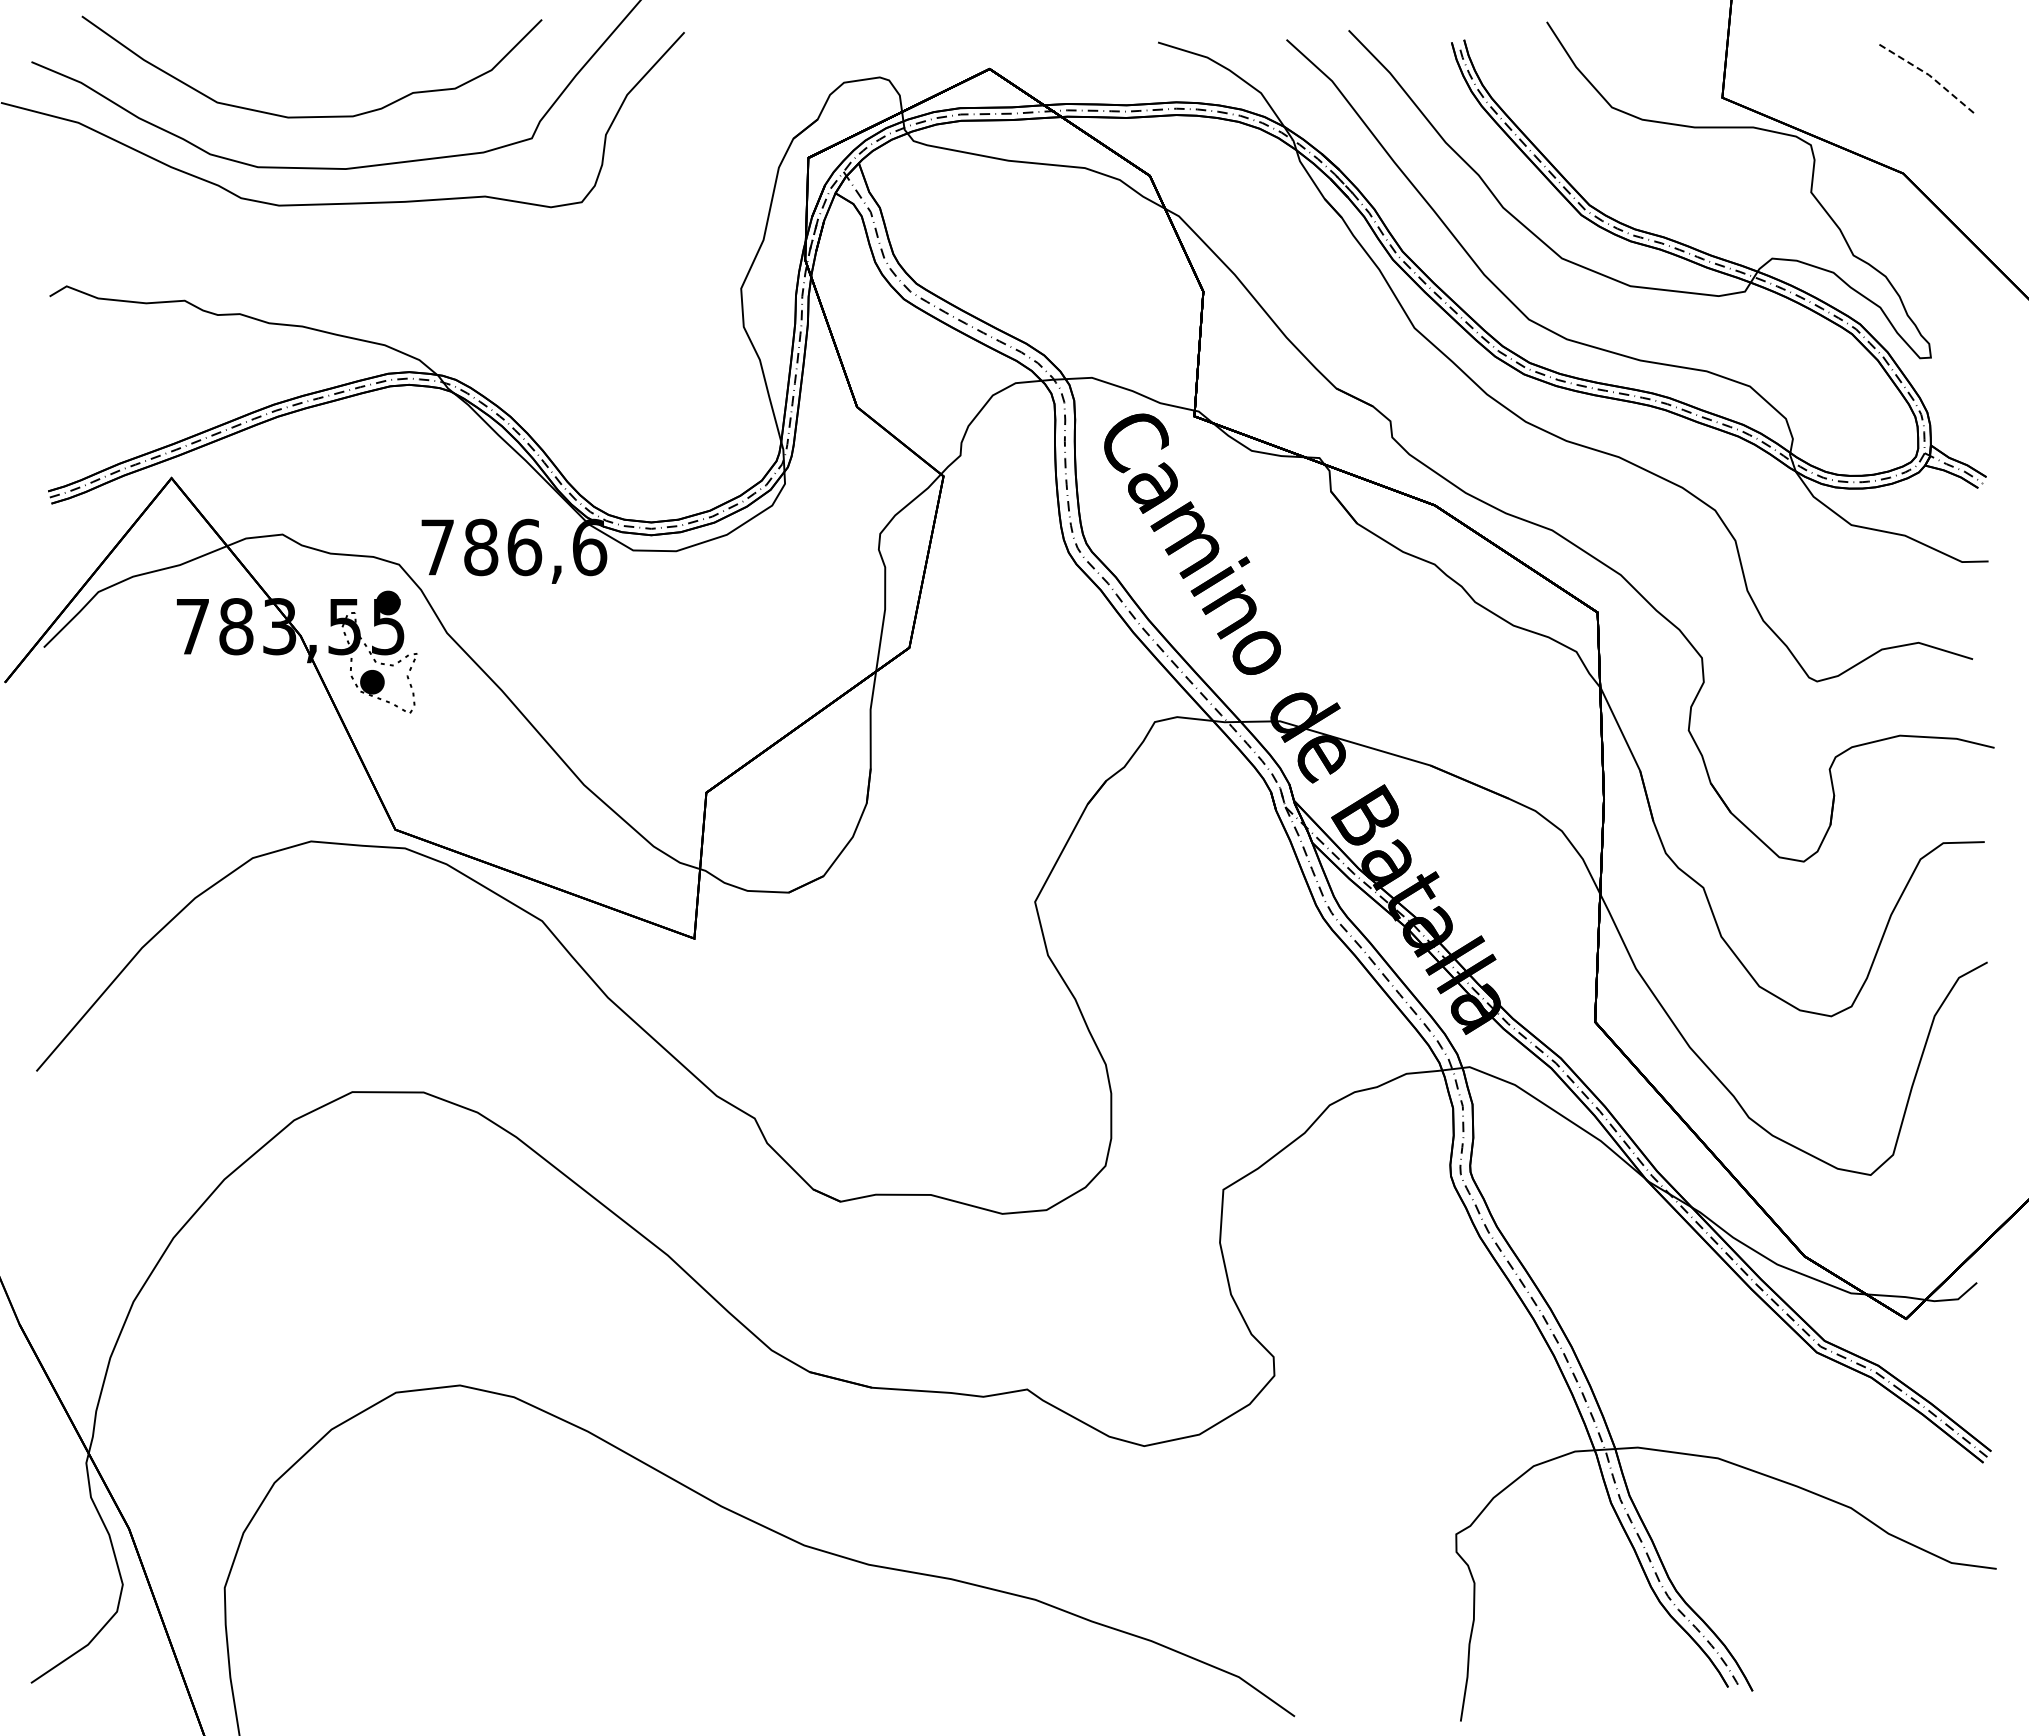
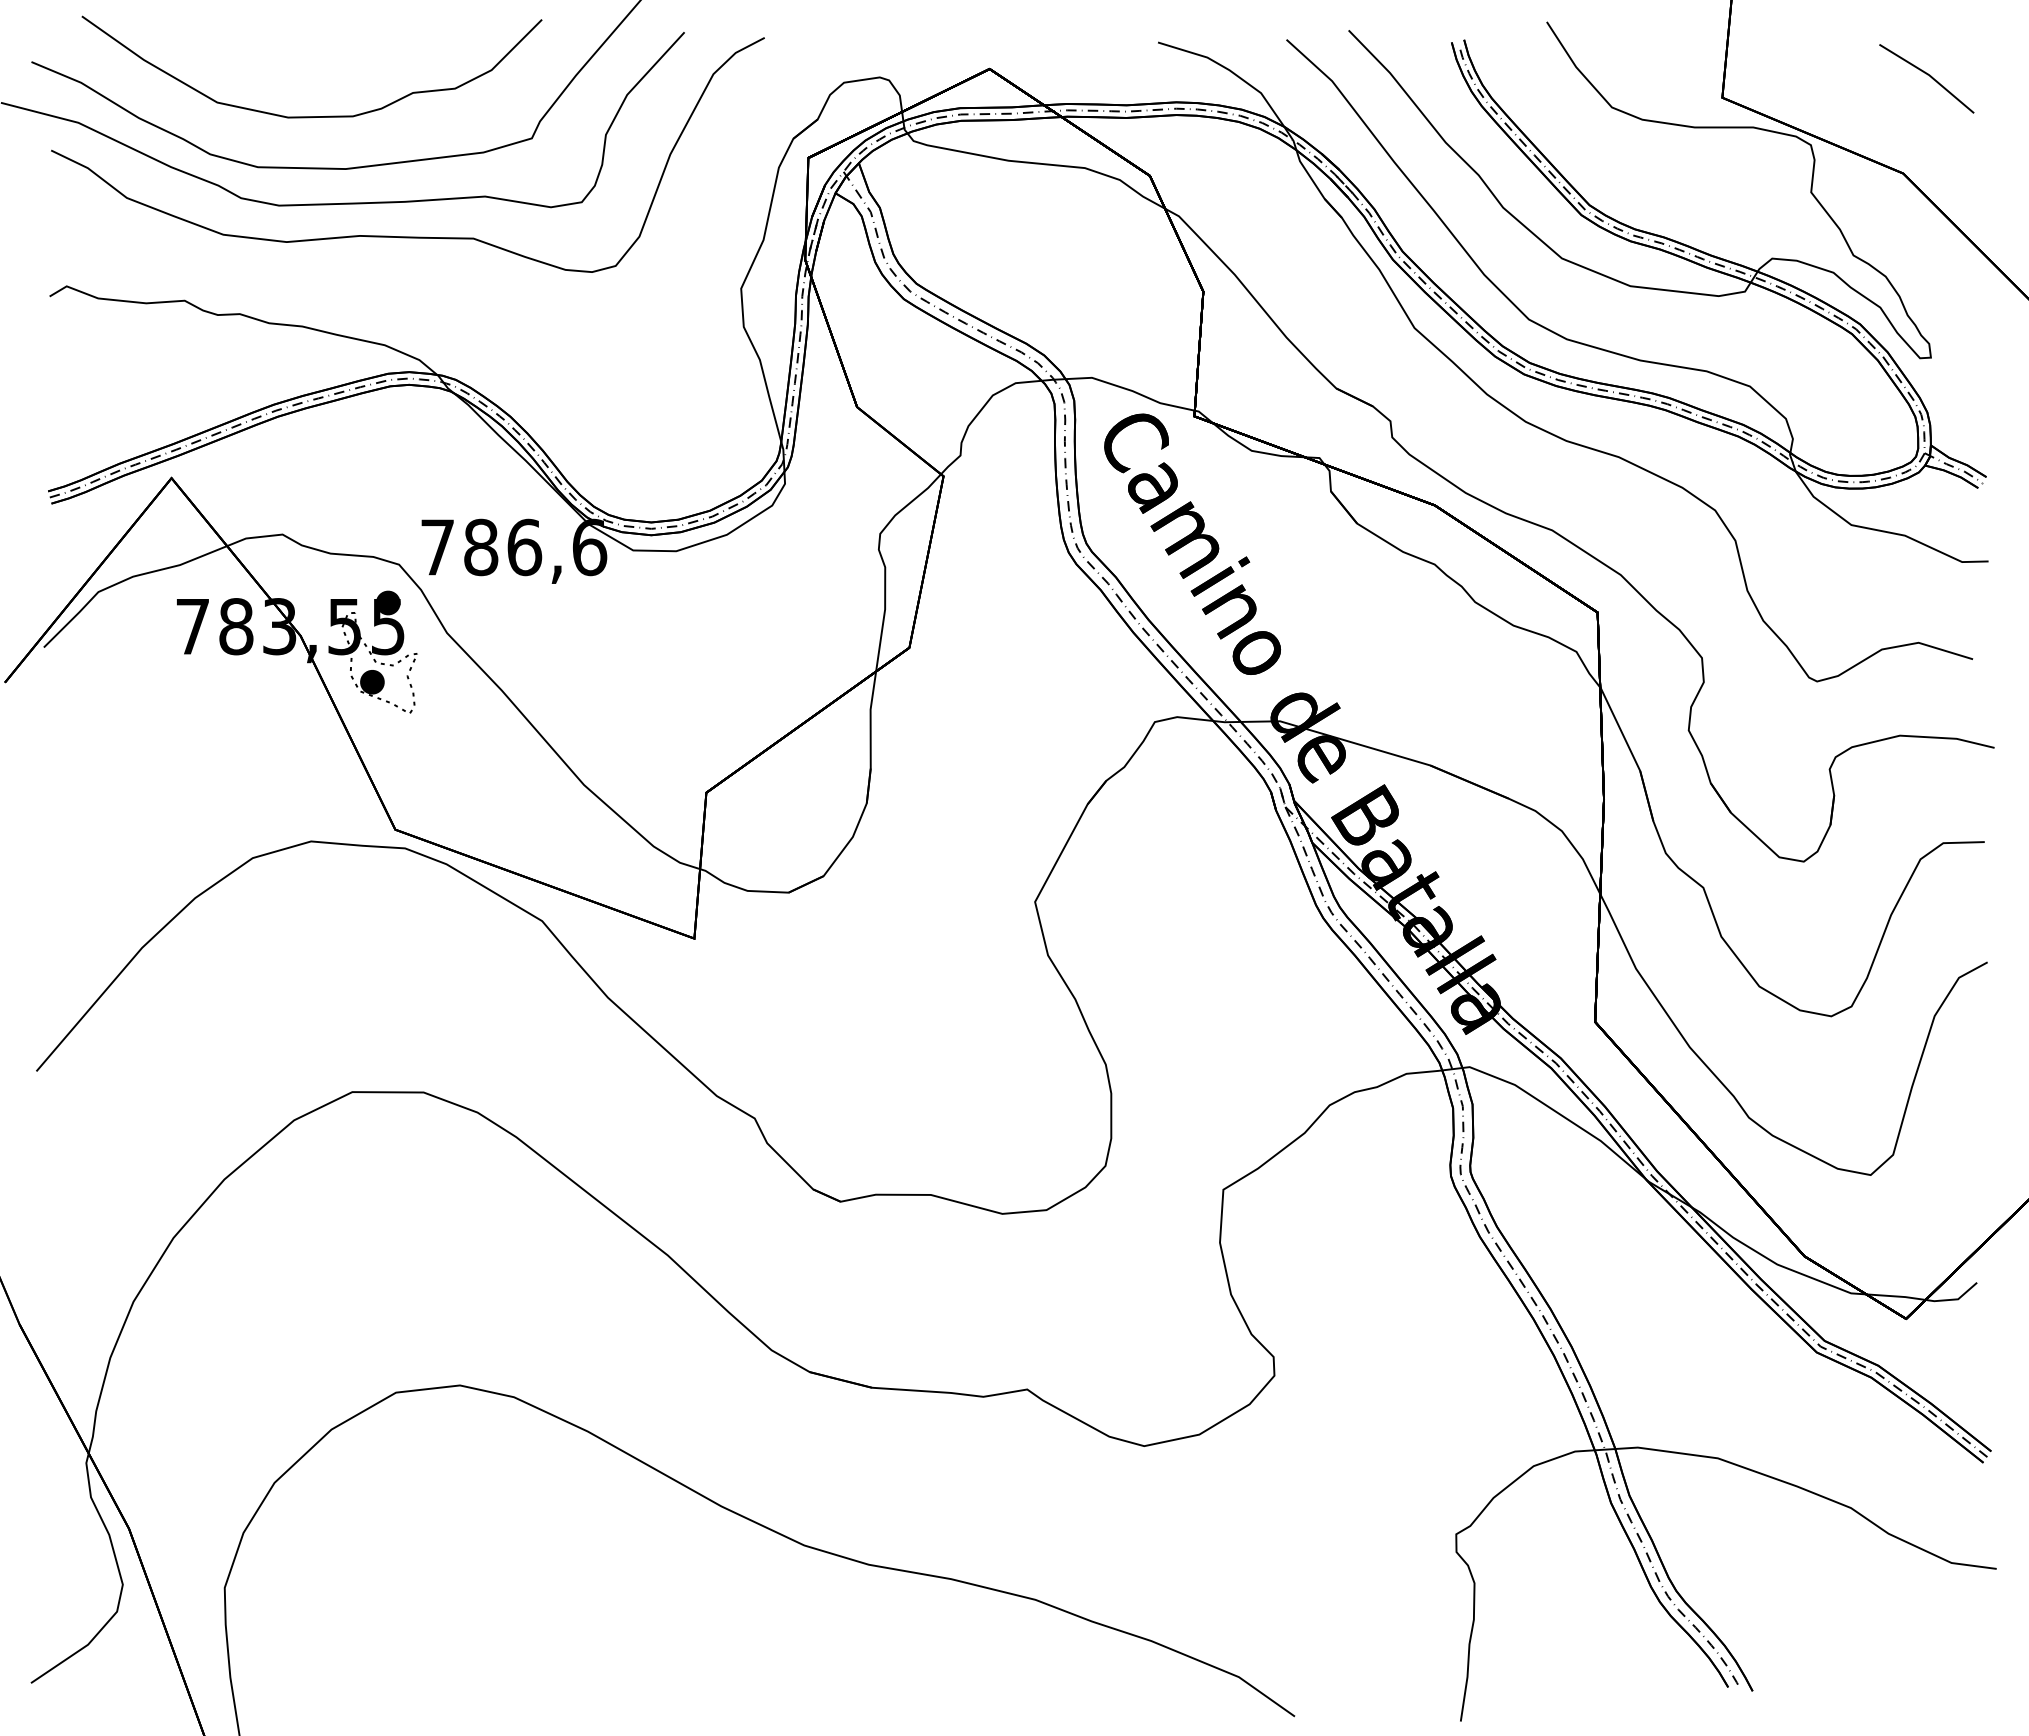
line: dashed -> solid (1929, 75)
curve: none -> present (407, 236)
